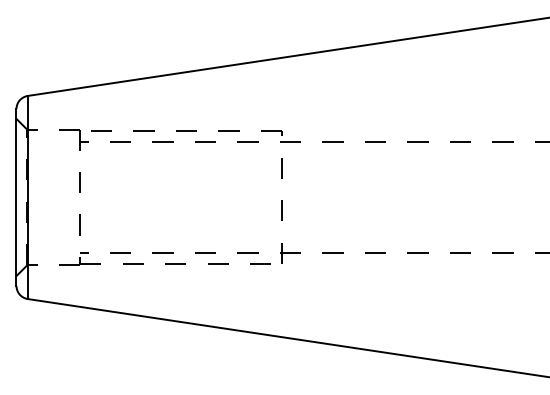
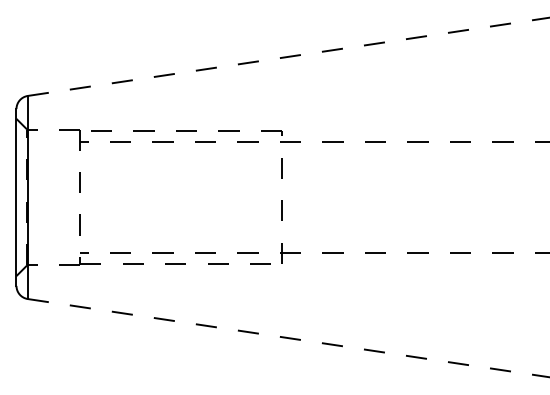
line: solid -> dashed (288, 56)
line: solid -> dashed (288, 338)
